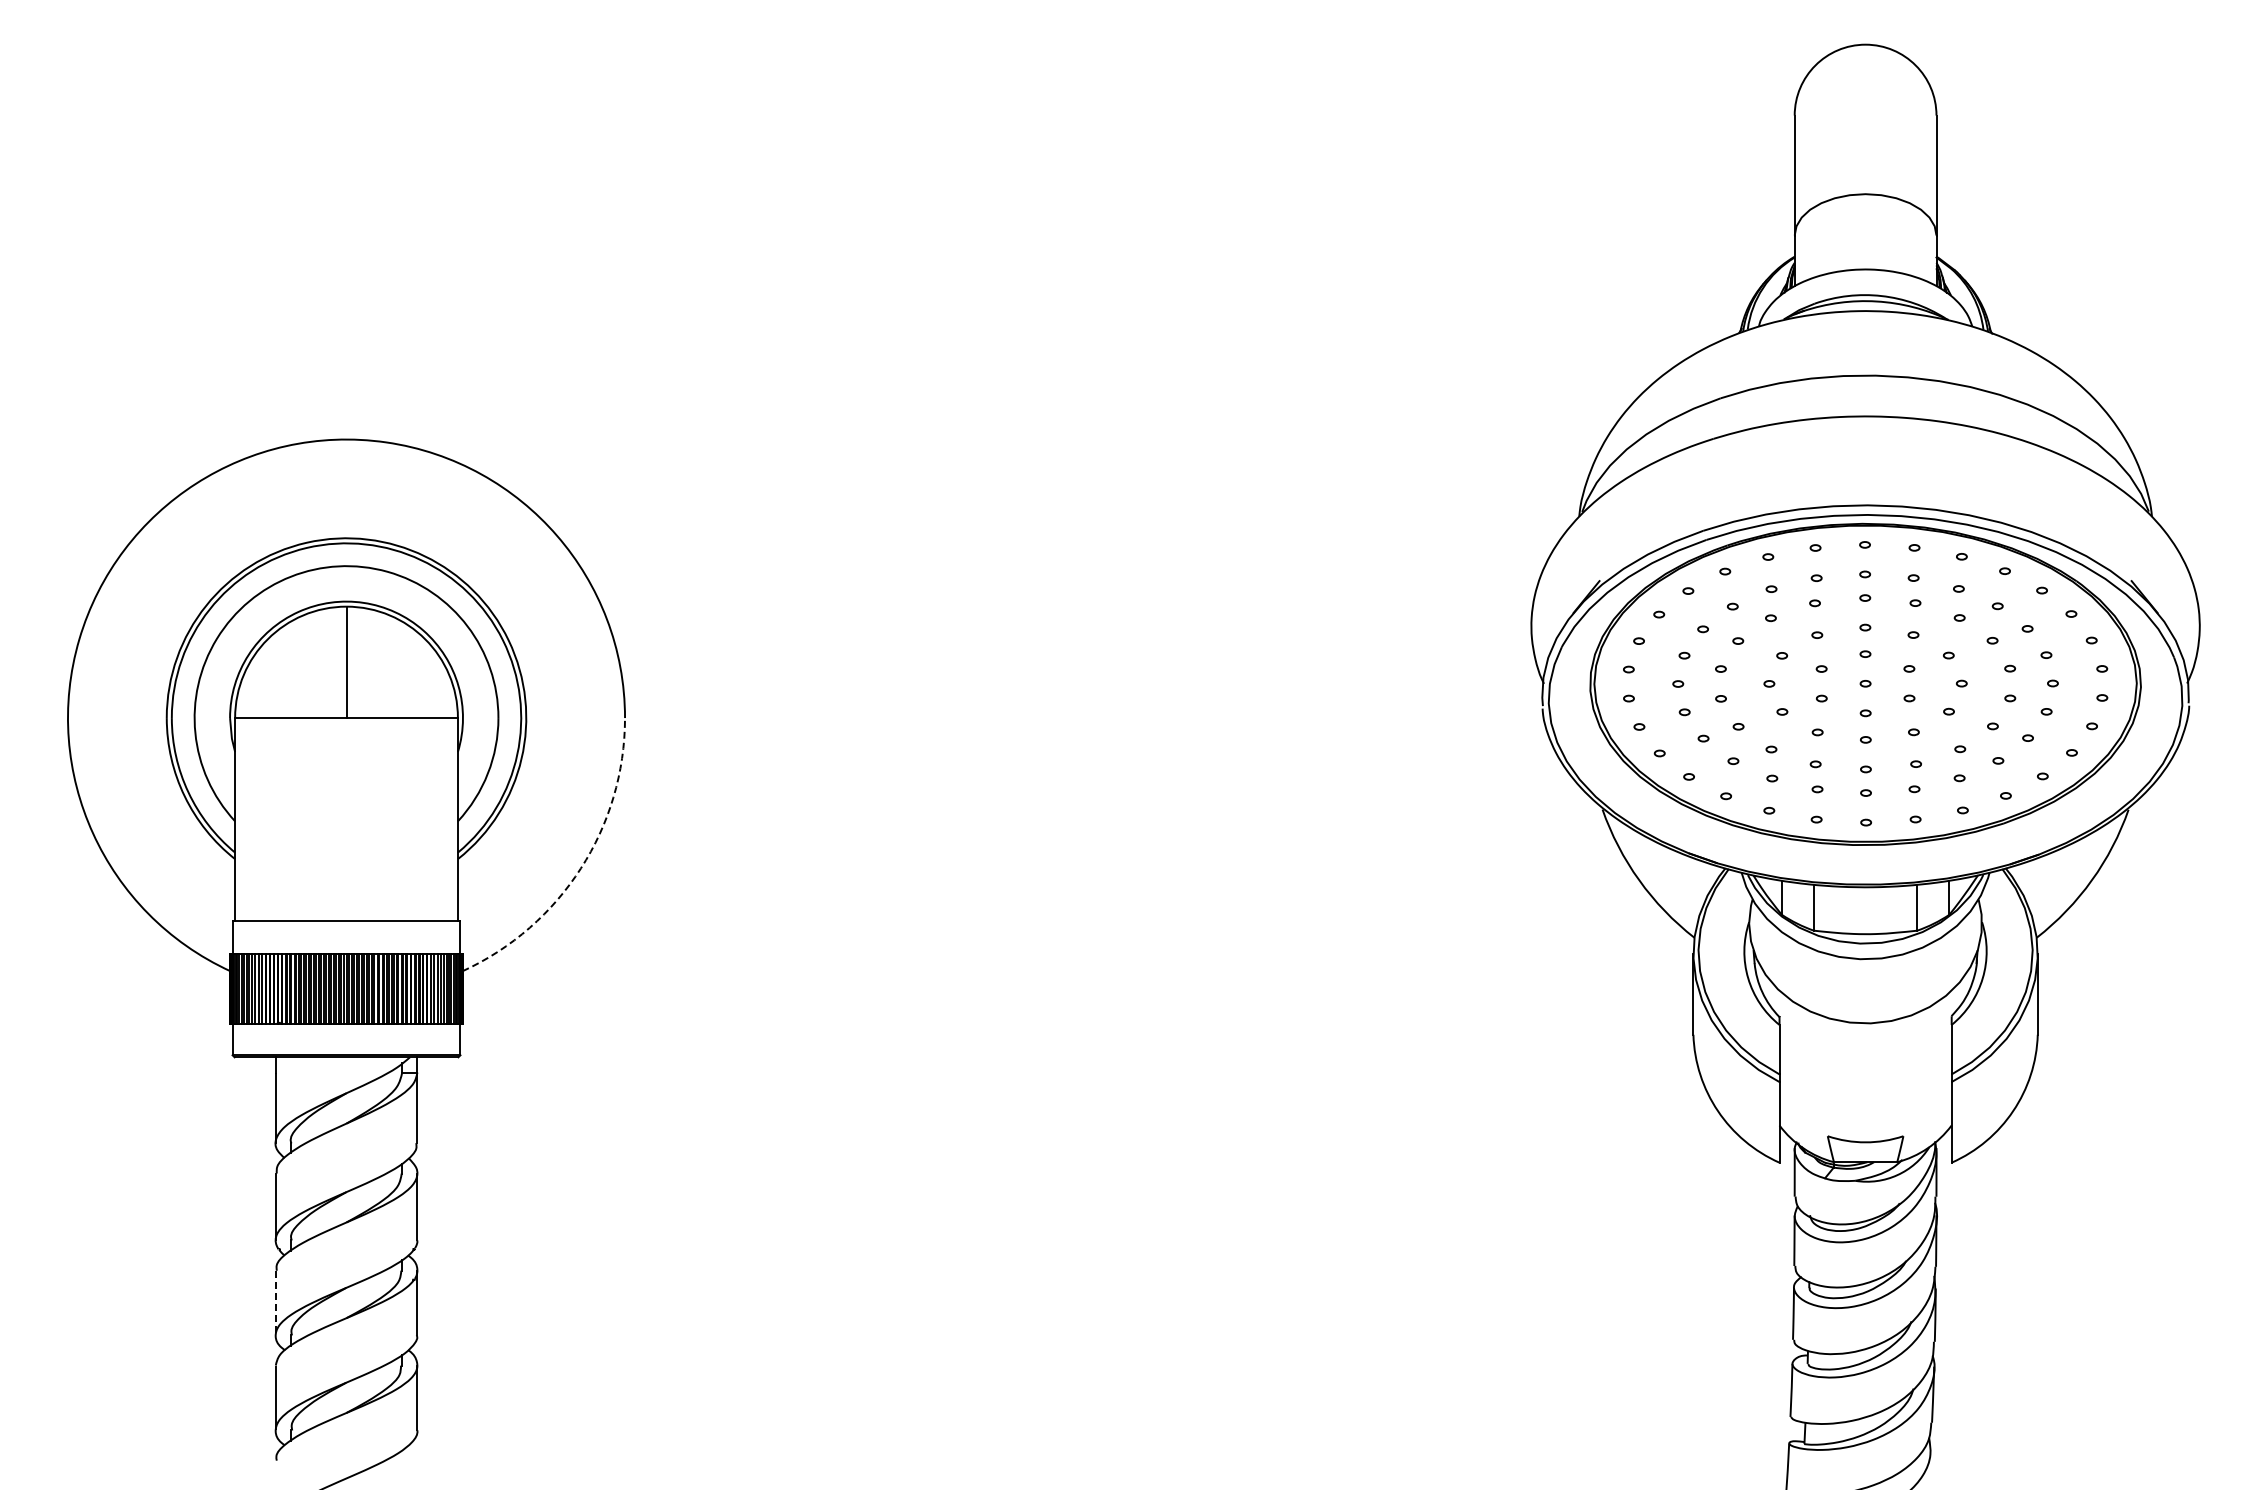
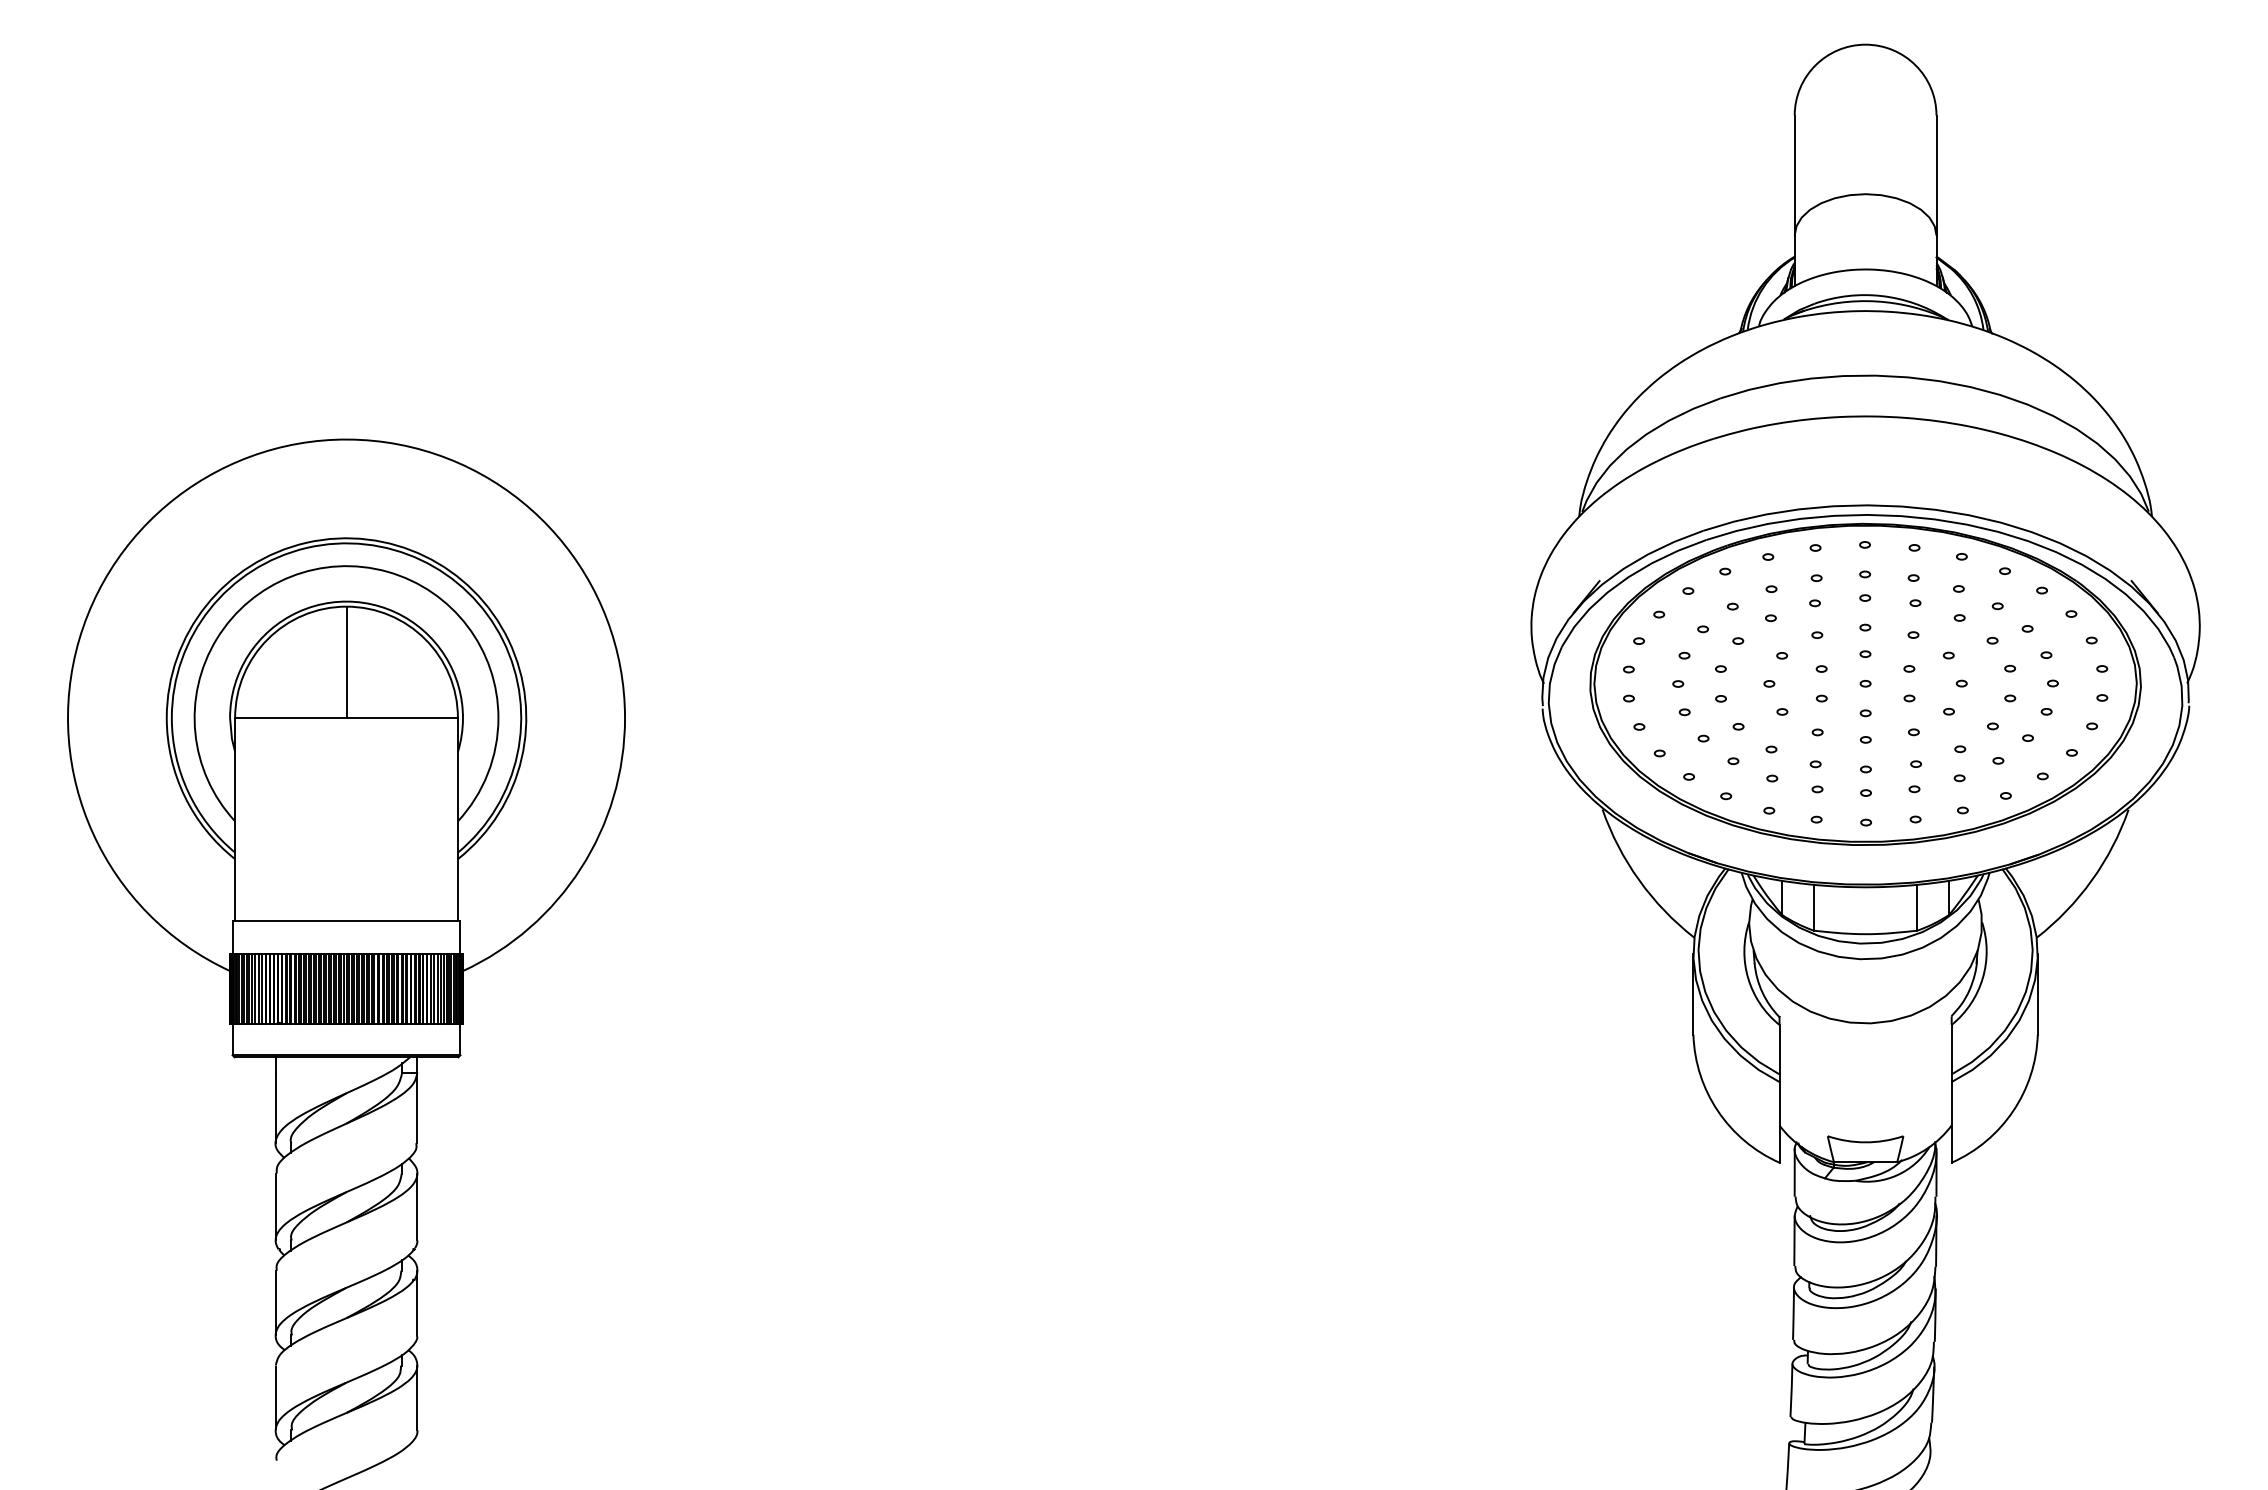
arc: dashed -> solid (580, 868)
line: dashed -> solid (275, 1303)
